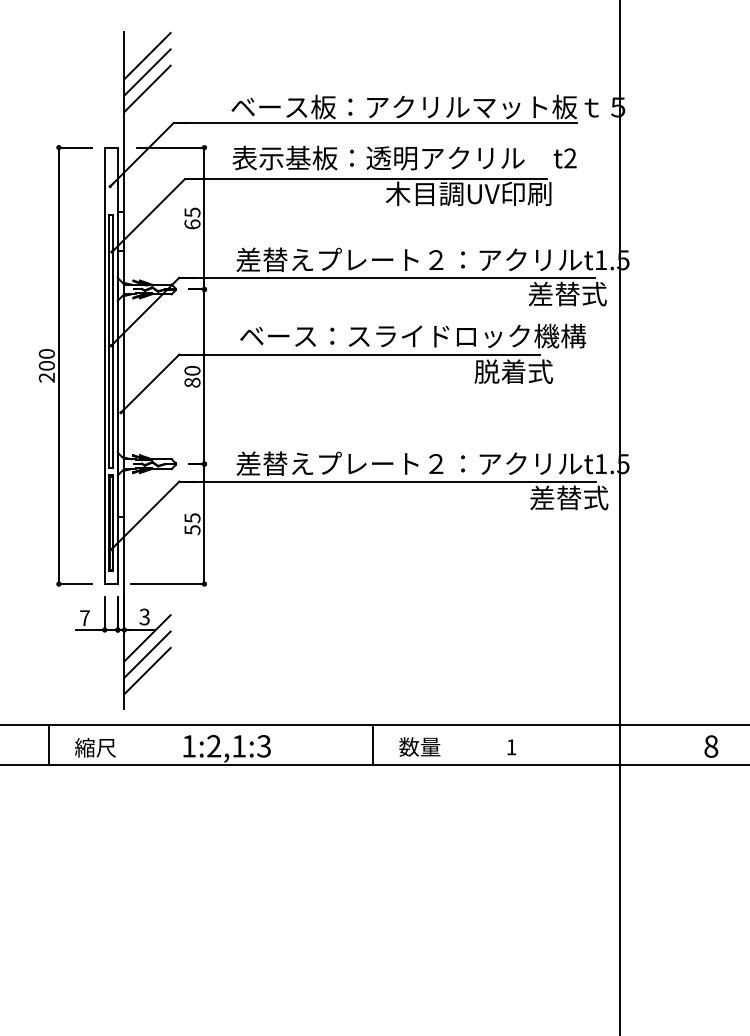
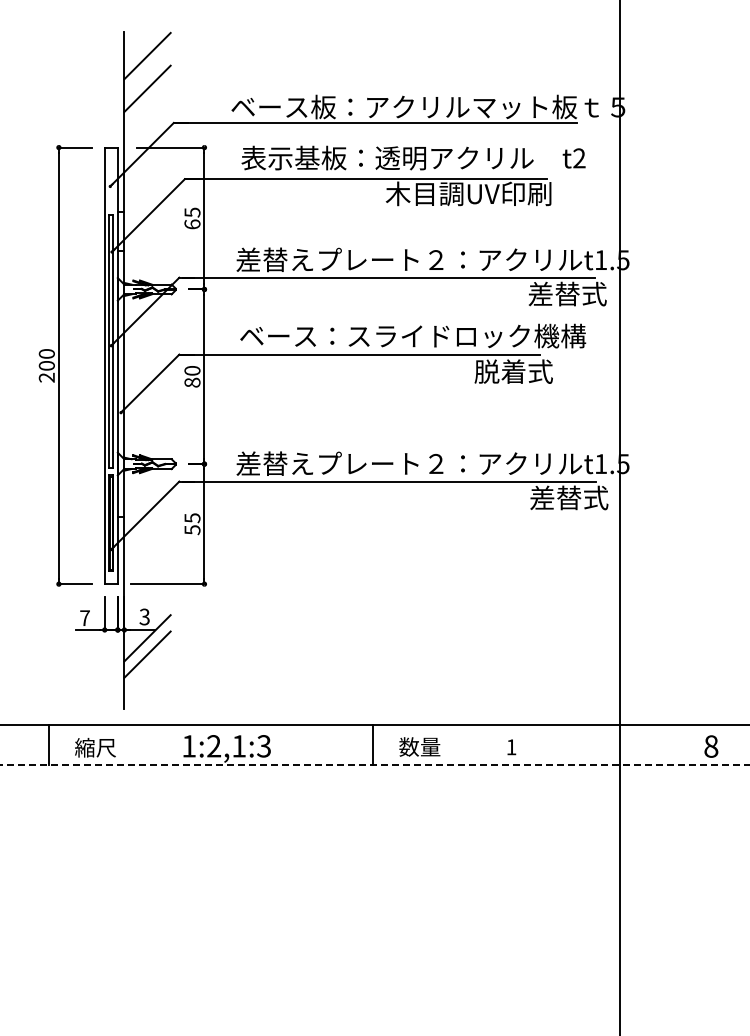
line: present -> none (147, 72)
text position: (404, 157) -> (413, 157) (413, 157)
line: present -> none (147, 670)
line: solid -> dashed (374, 764)
